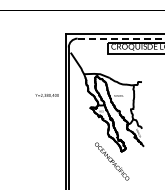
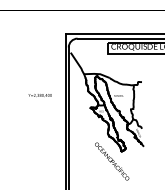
line: dashed -> solid (121, 38)
text position: (46, 95) -> (39, 95) (39, 95)
